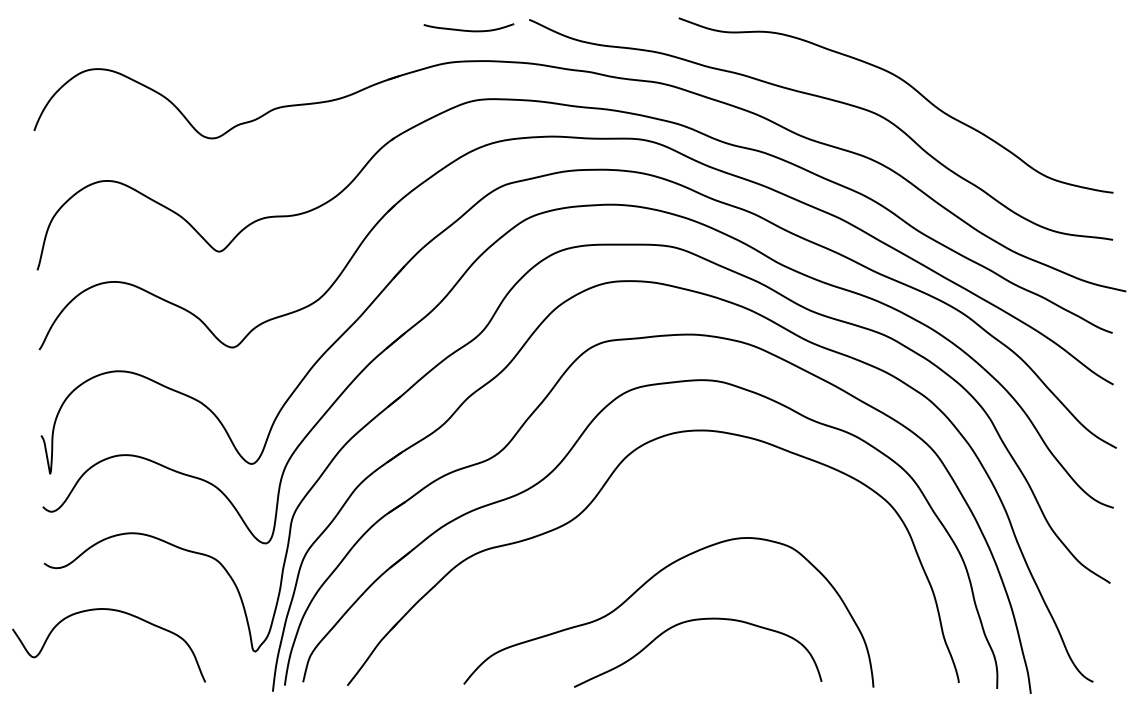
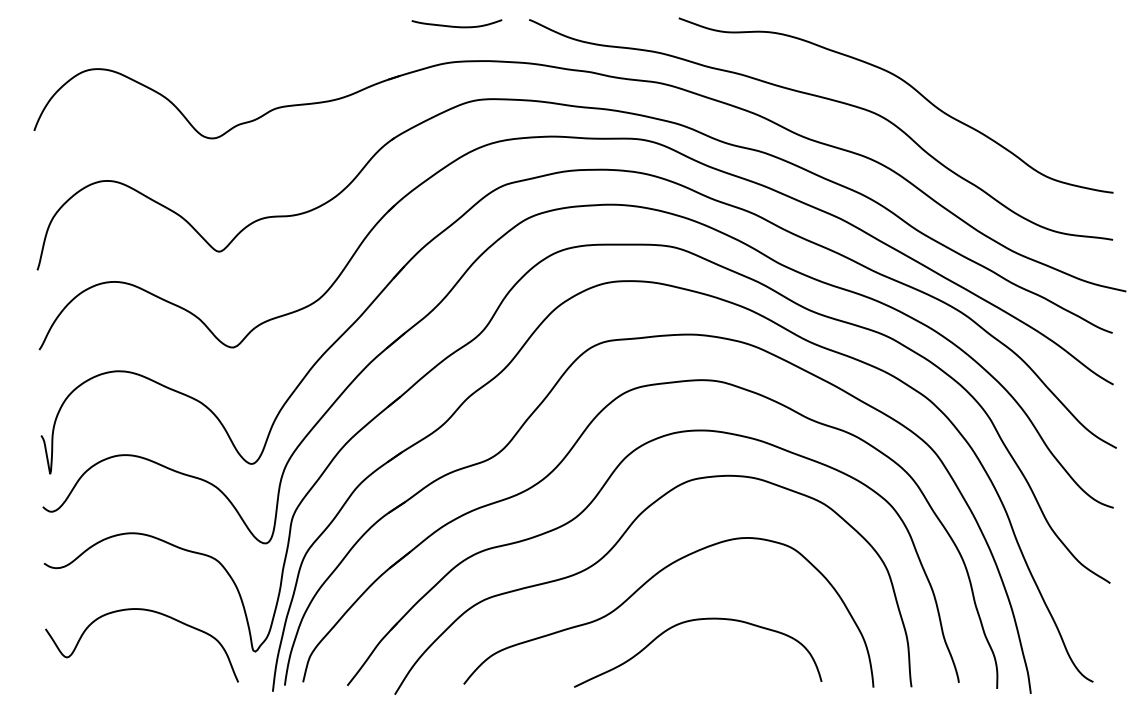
curve position: (468, 30) -> (456, 26) (456, 26)
curve: none -> present (615, 546)
curve position: (115, 611) -> (148, 611) (148, 611)
